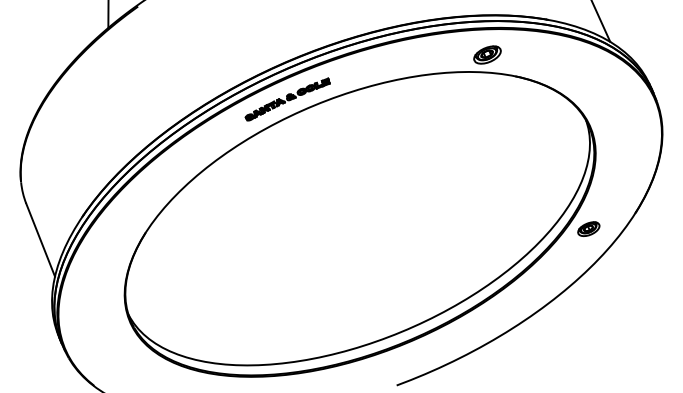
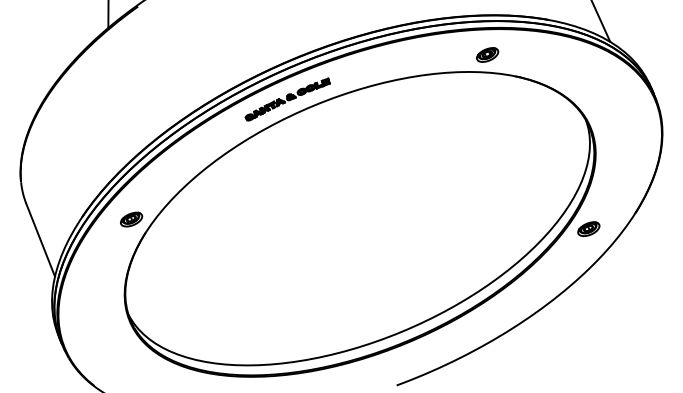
part size: 29x20 px -> 24x16 px (487, 54)
part: none -> present (131, 219)
